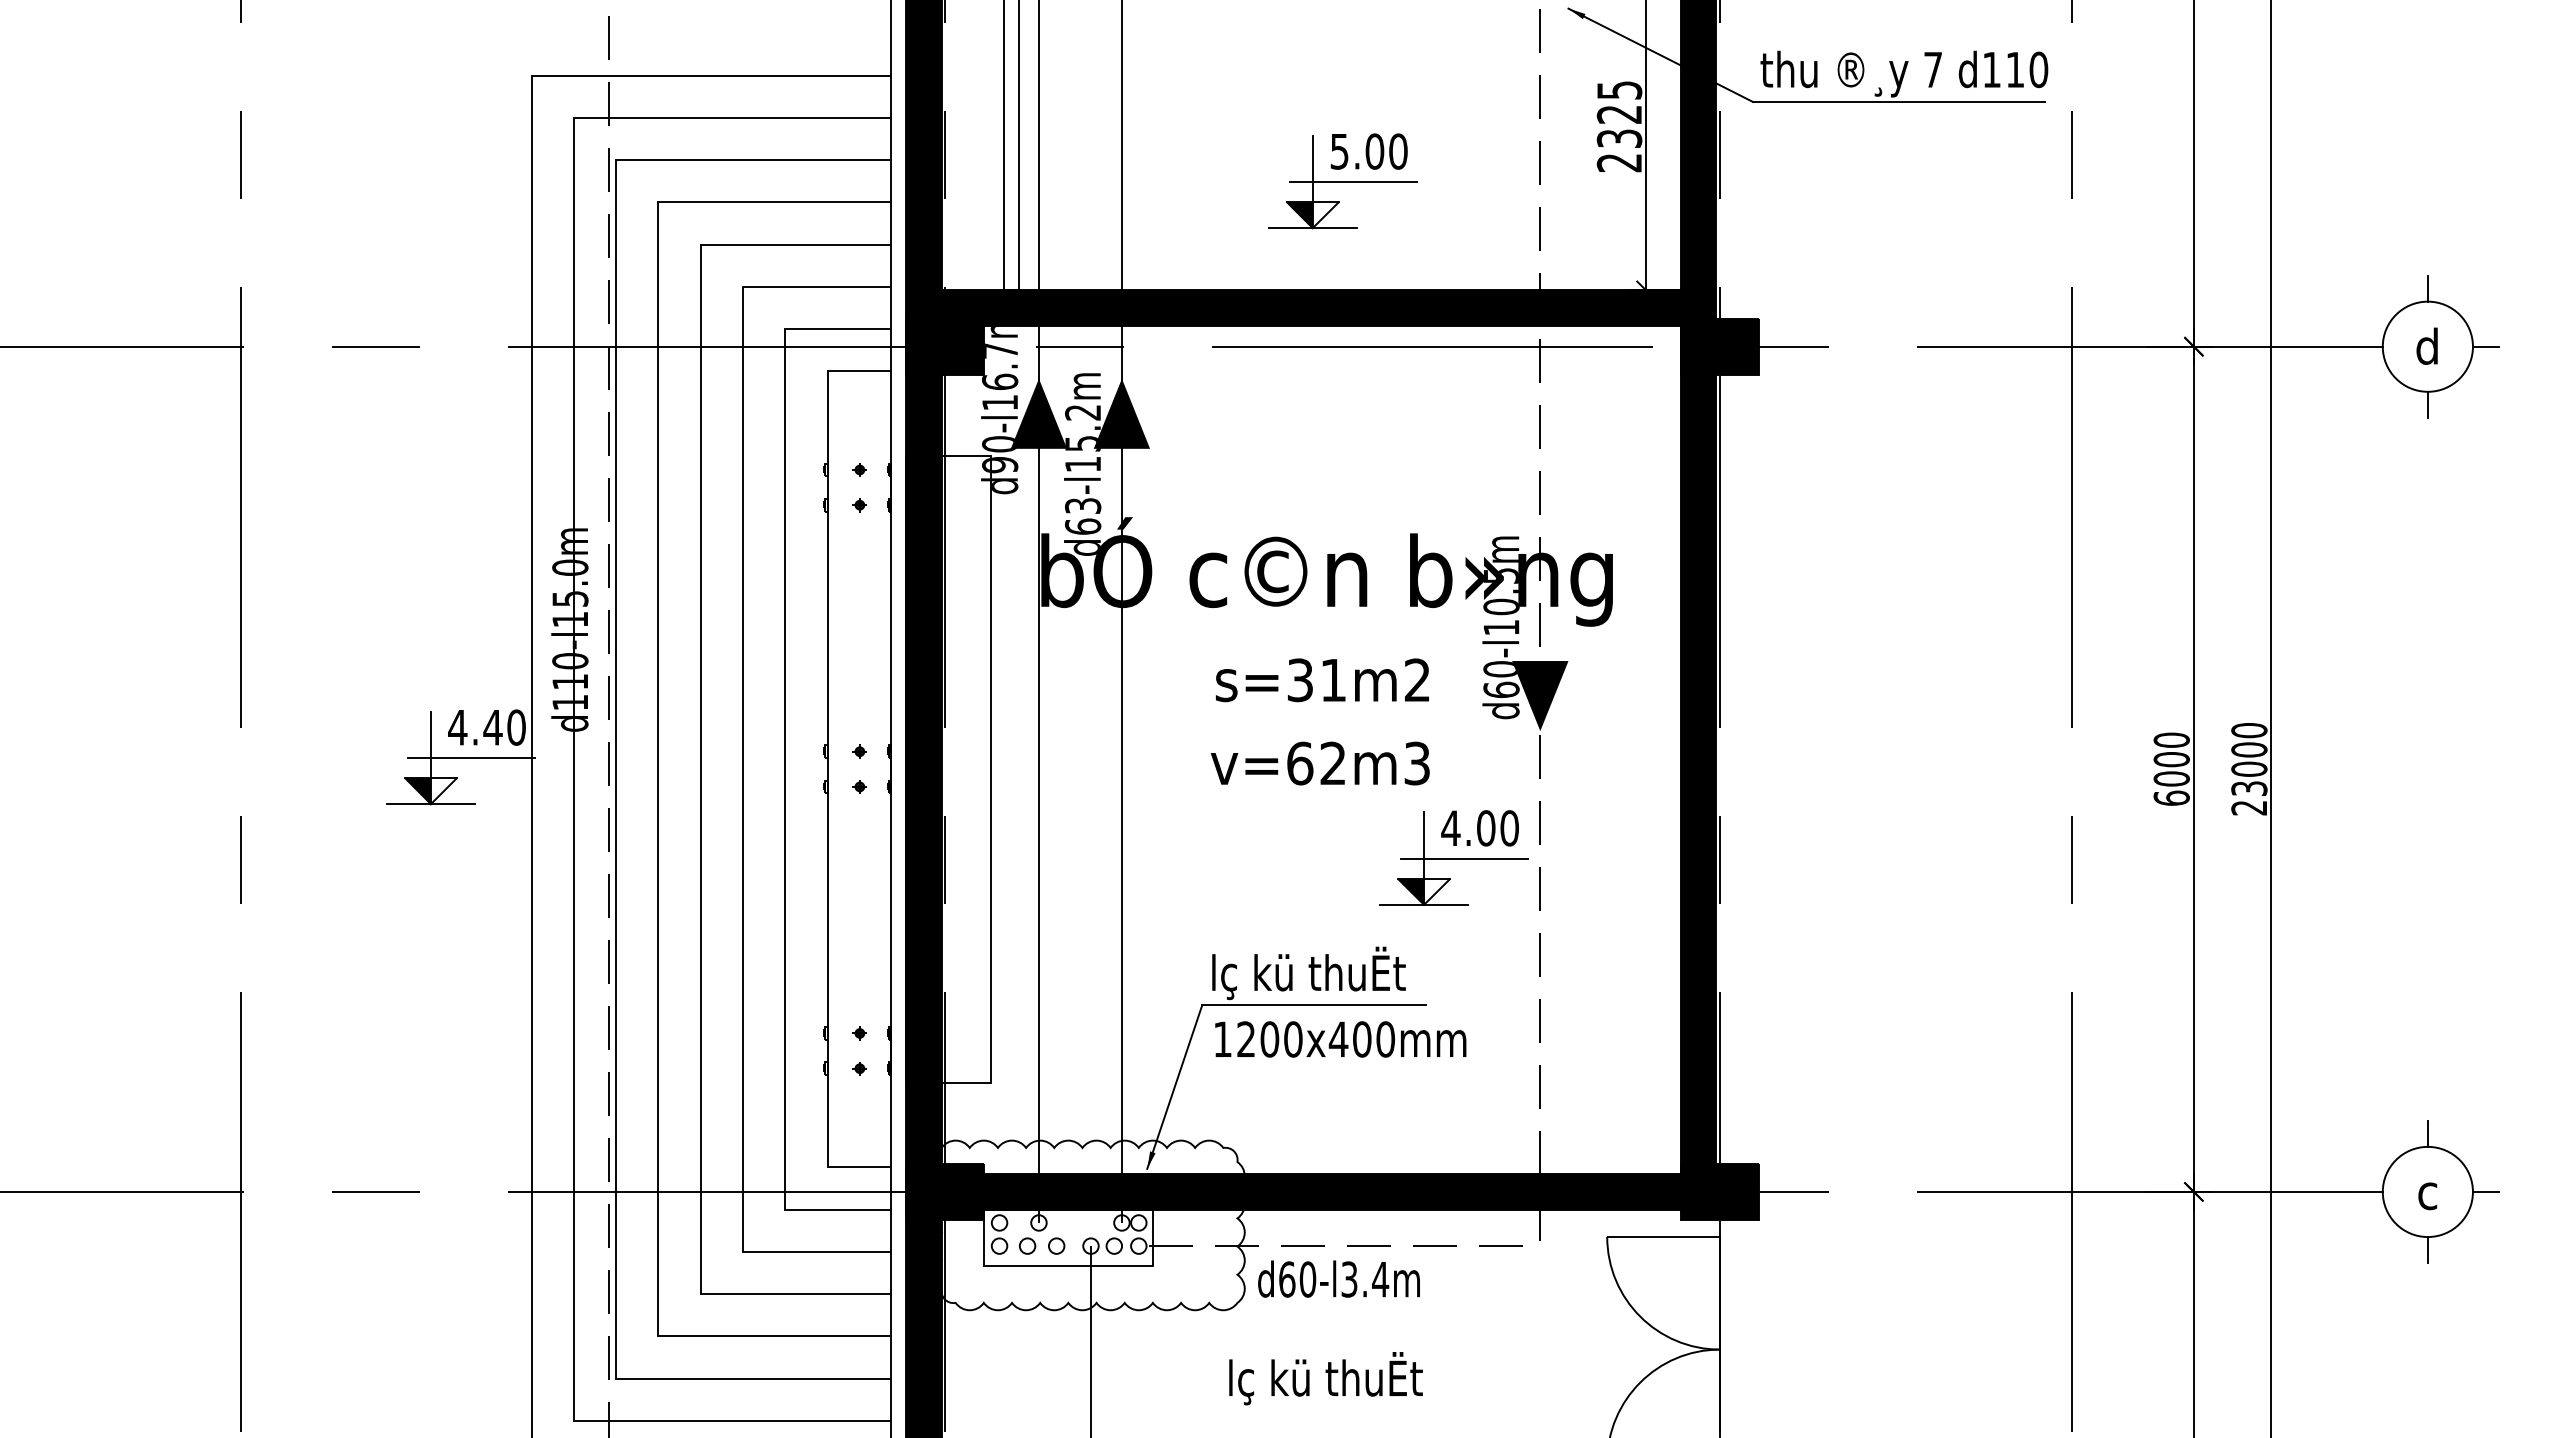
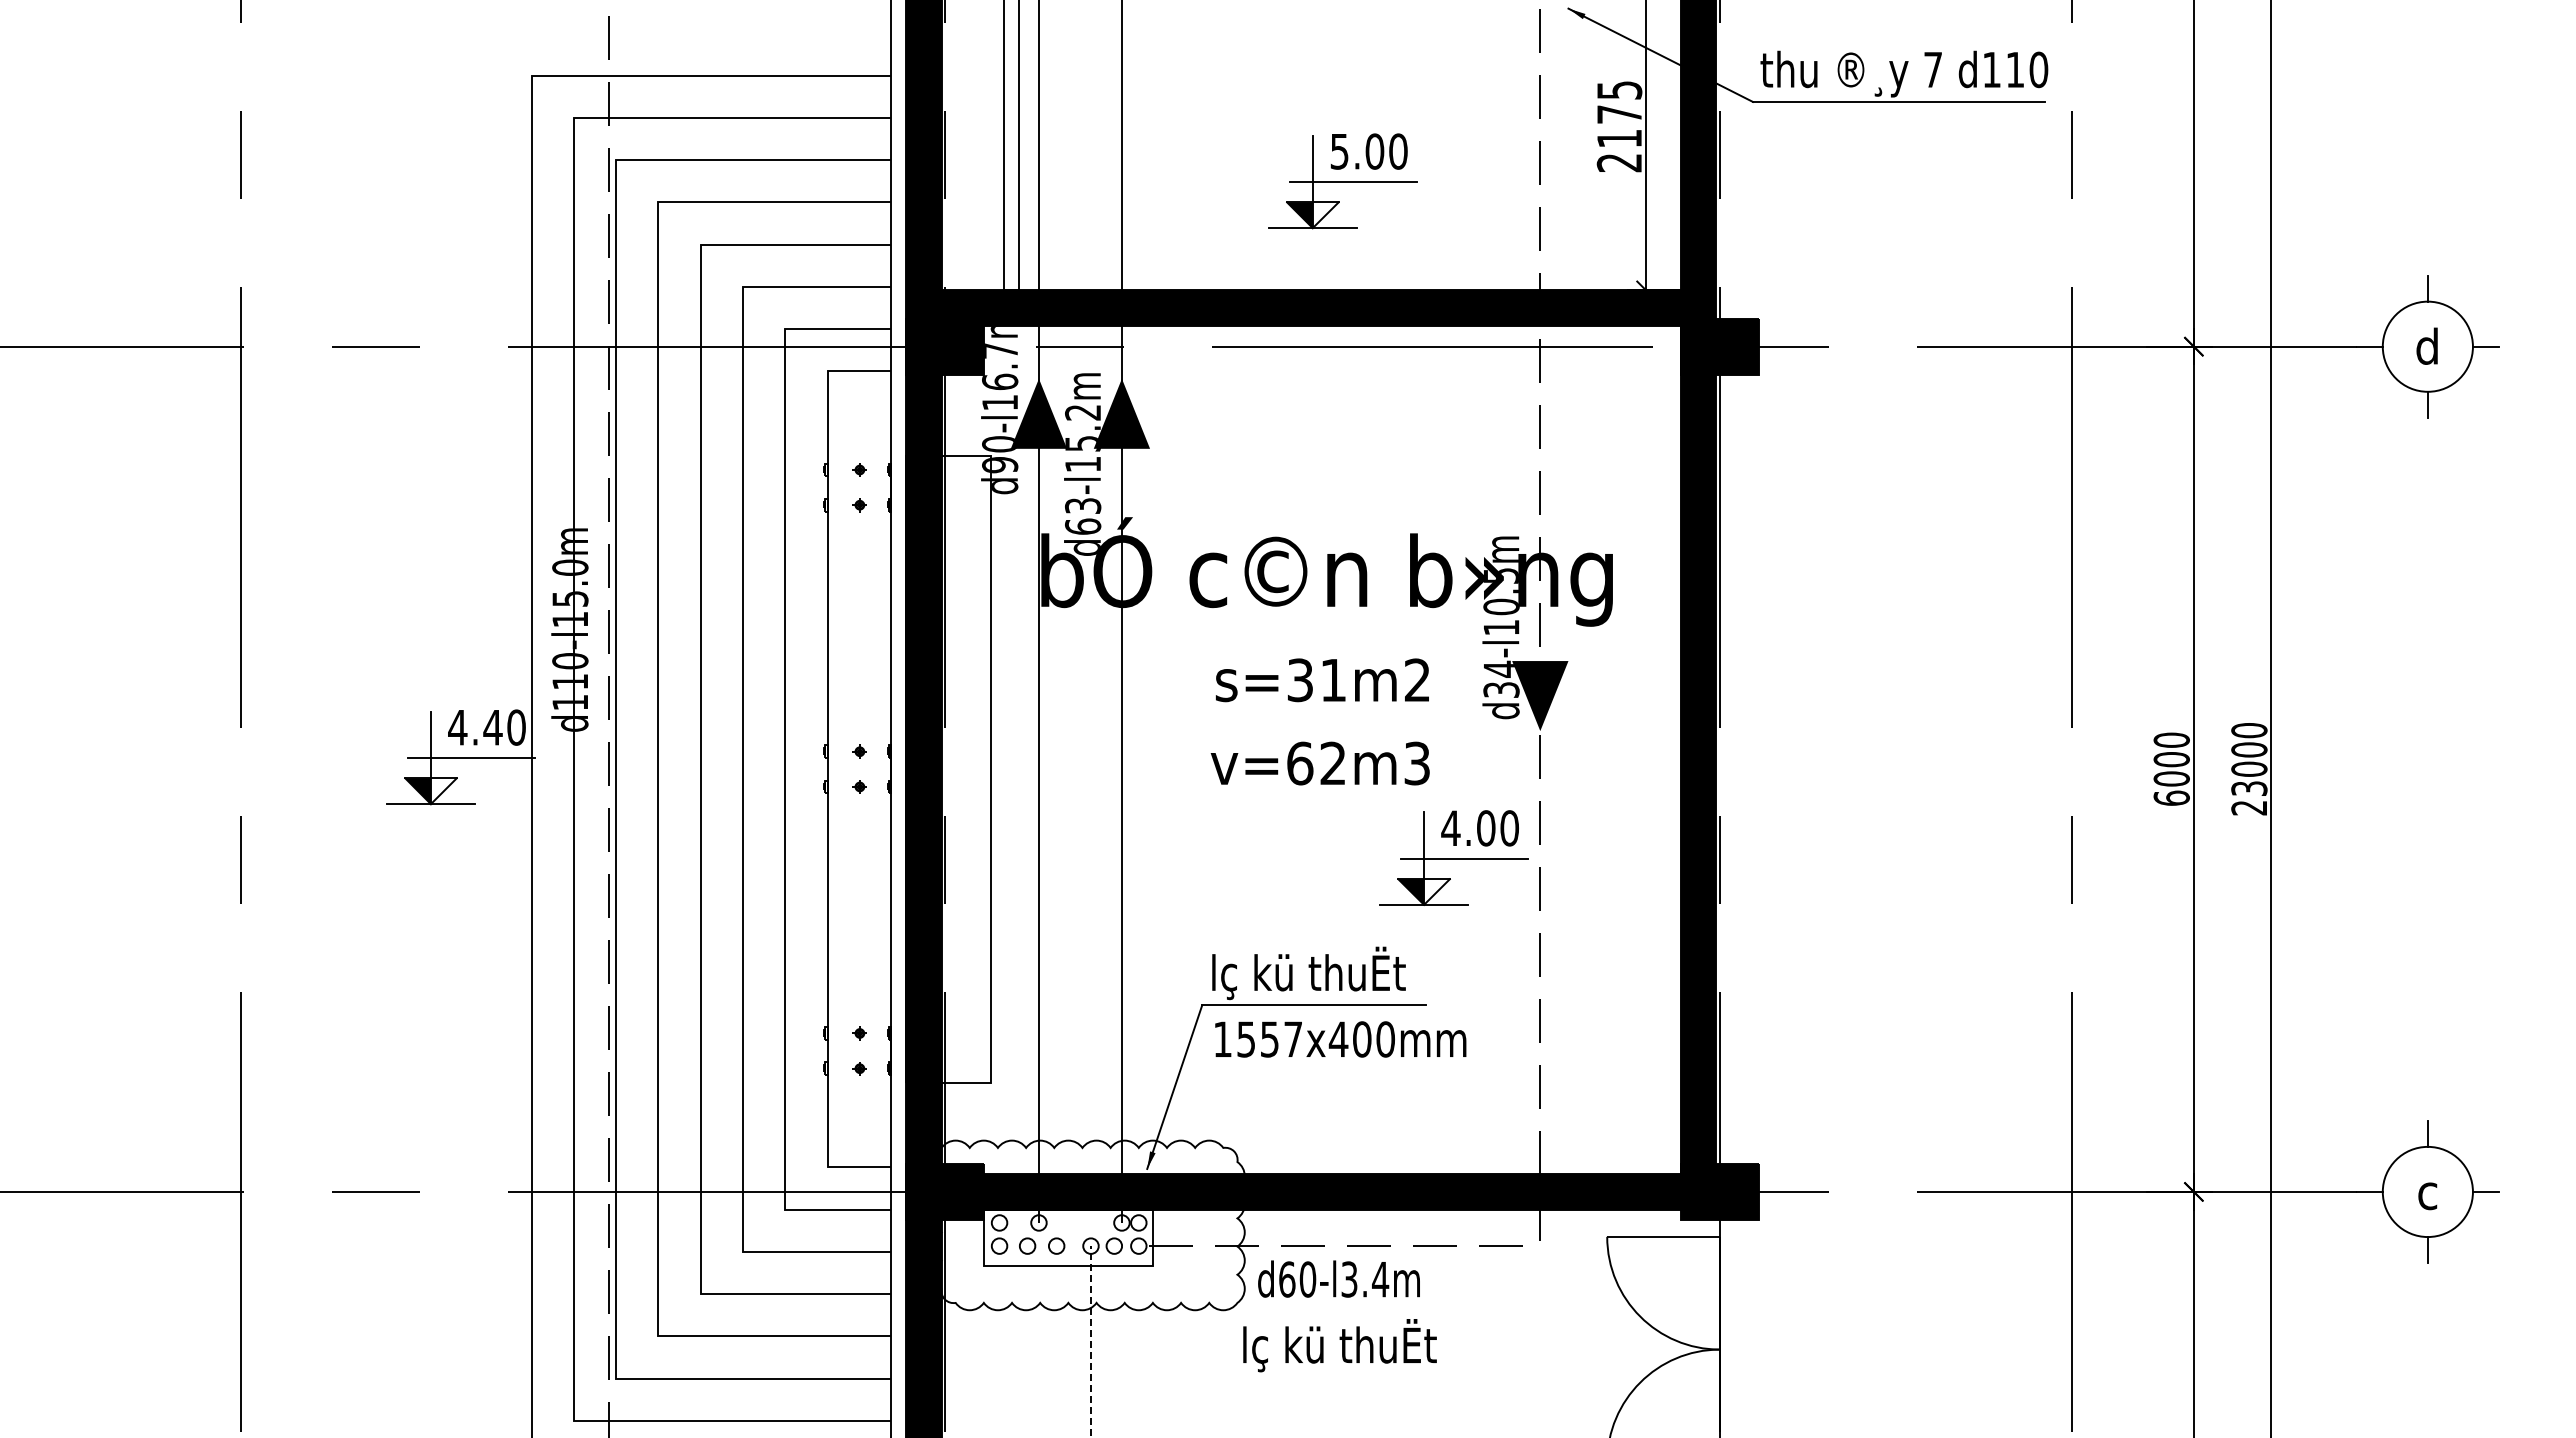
text: 2325 -> 2175 (1619, 126)
text: d60-l10.5m -> d34-l10.5m (1501, 679)
text: 1200x400mm -> 1557x400mm (1269, 1039)
line: solid -> dashed (1090, 1341)
text position: (1325, 1378) -> (1339, 1345) (1339, 1345)
